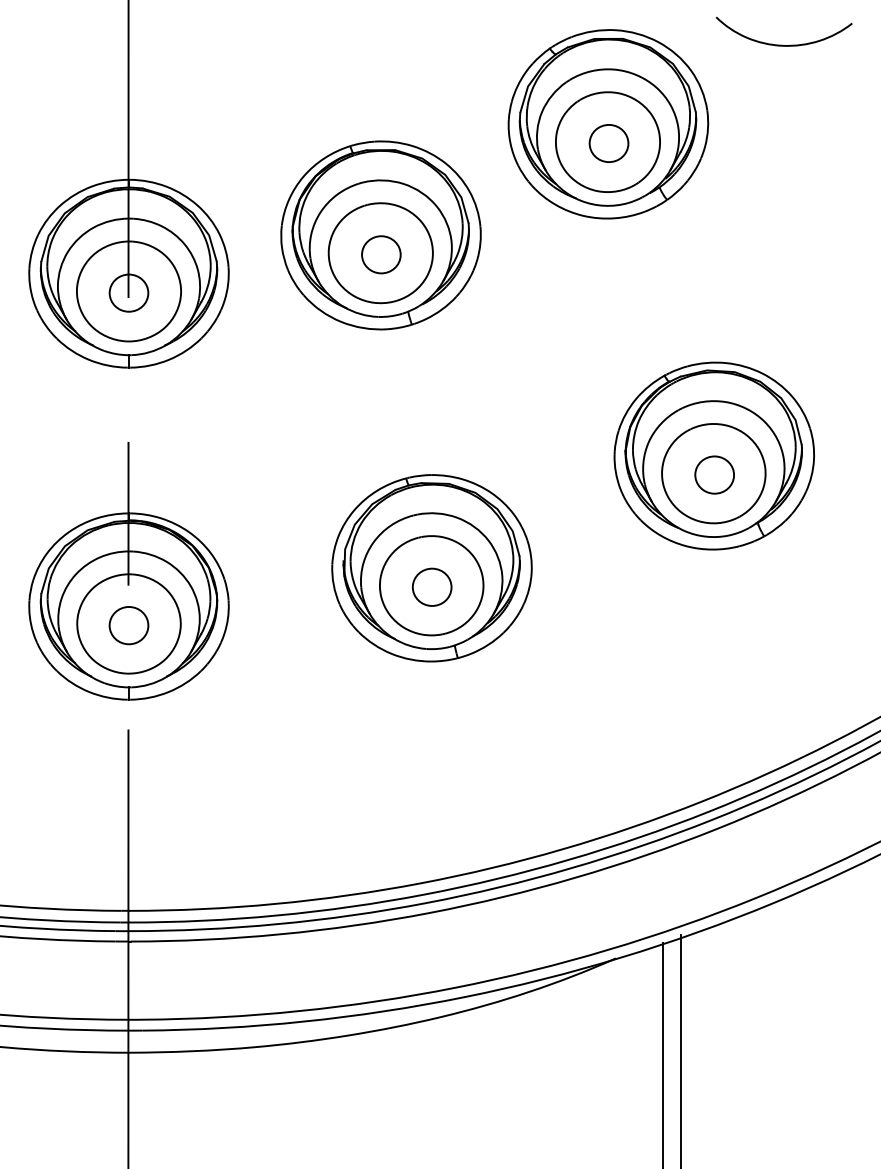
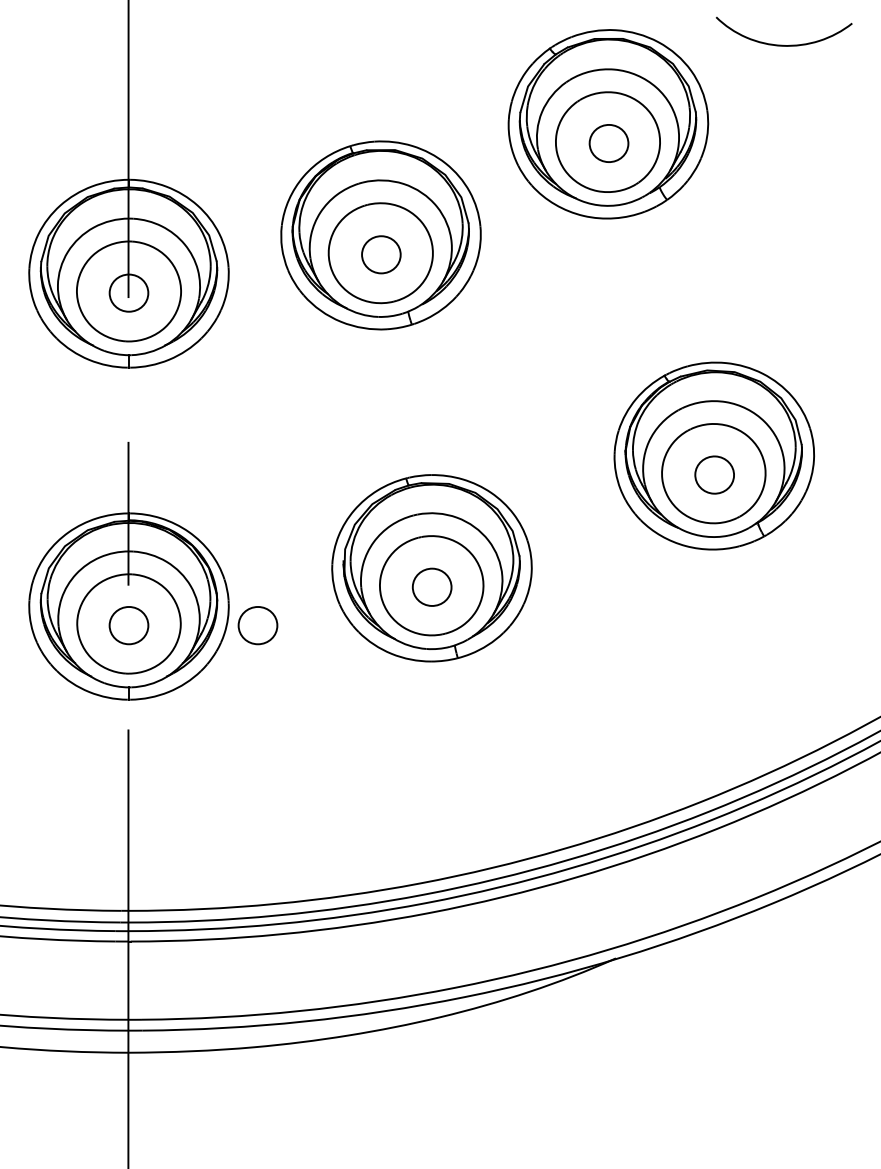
part: none -> present (257, 625)
line: present -> none (680, 1050)
line: present -> none (662, 1053)
